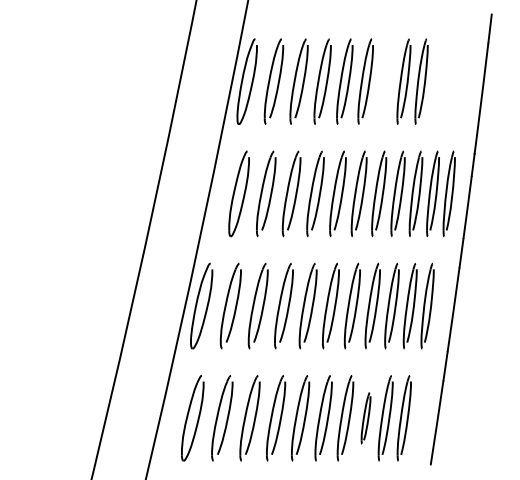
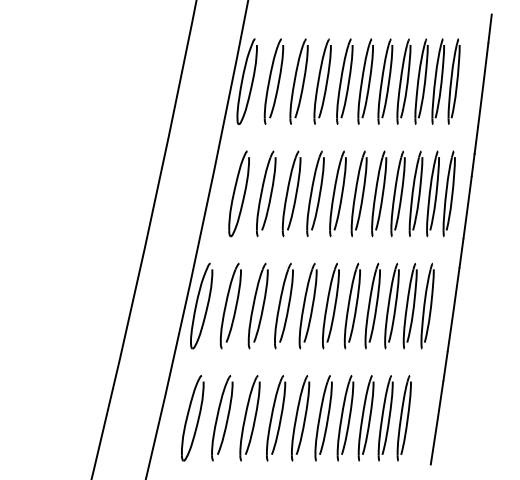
part: none -> present (385, 81)
part: none -> present (445, 81)
part size: 12x53 px -> 18x87 px (365, 418)
